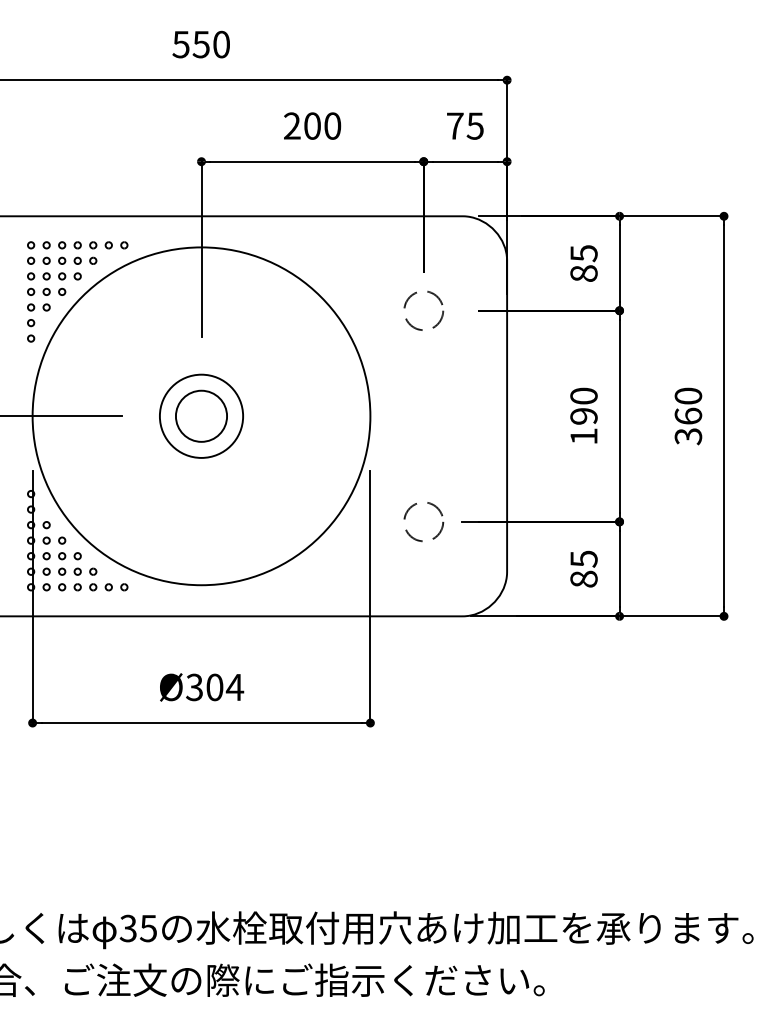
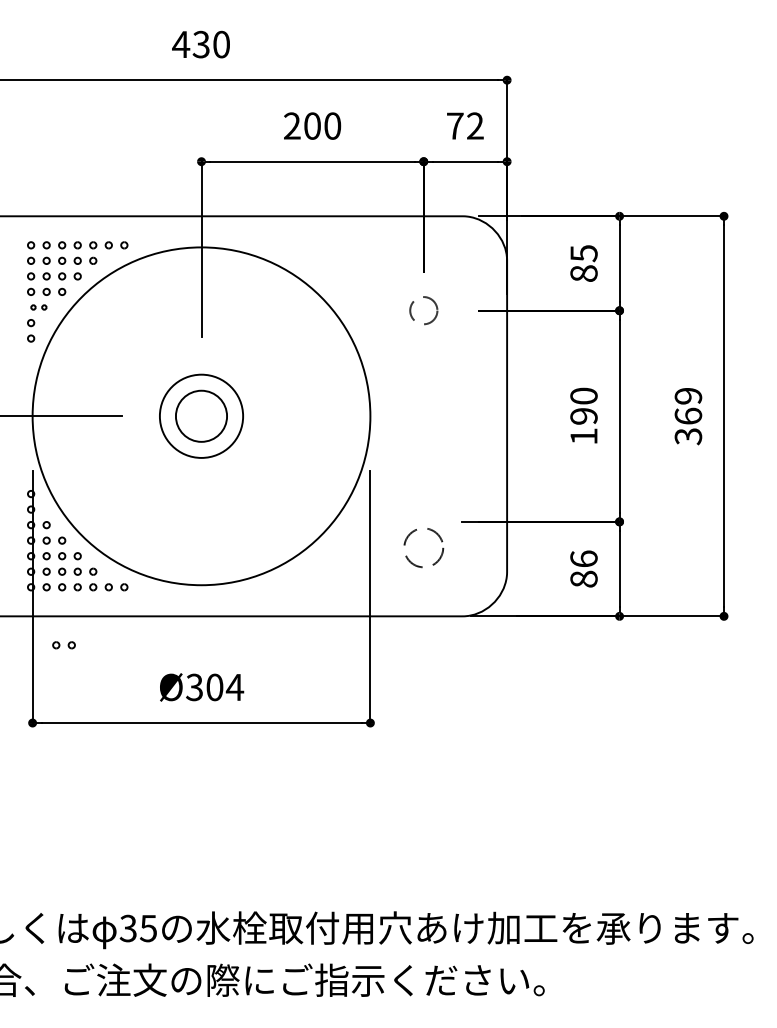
text: 550 -> 430 (190, 44)
text: 75 -> 72 (474, 125)
part size: 24x9 px -> 18x7 px (38, 307)
circle size: 42x41 px -> 30x30 px (423, 310)
text: 360 -> 369 (688, 395)
circle position: (423, 522) -> (423, 548) (423, 548)
text: 85 -> 86 (583, 558)
part: none -> present (63, 645)
